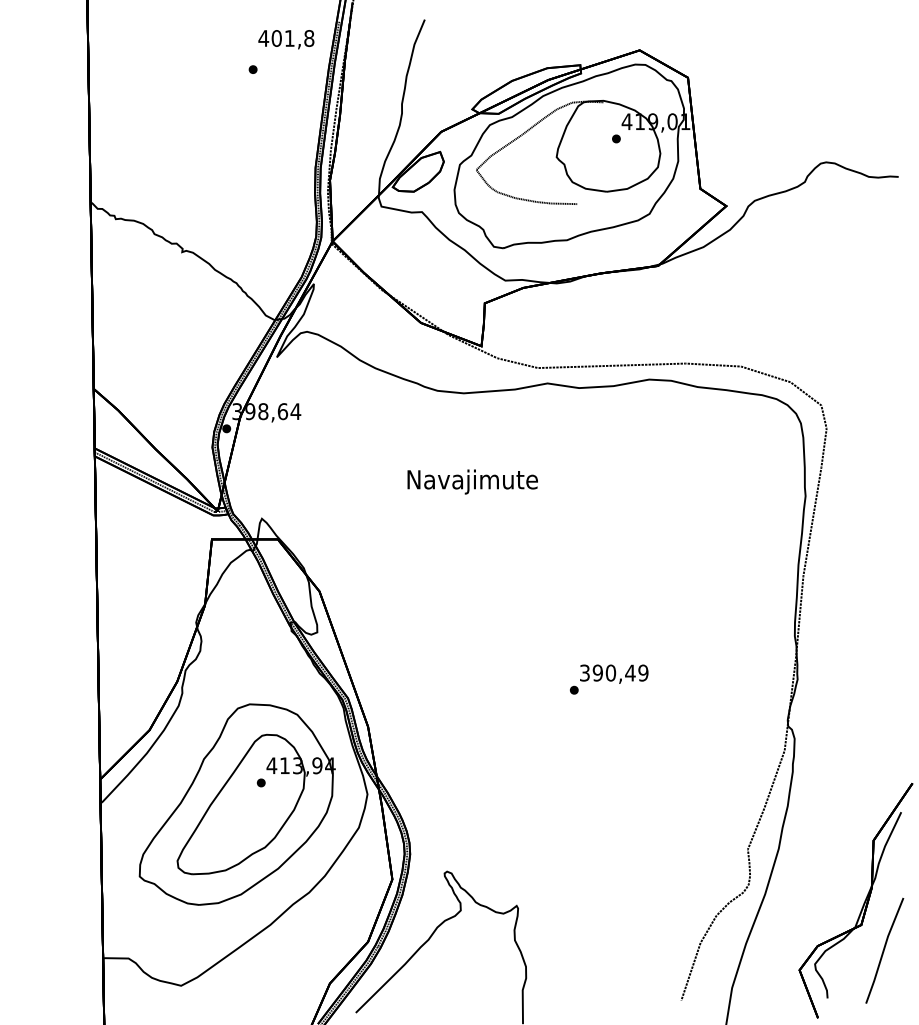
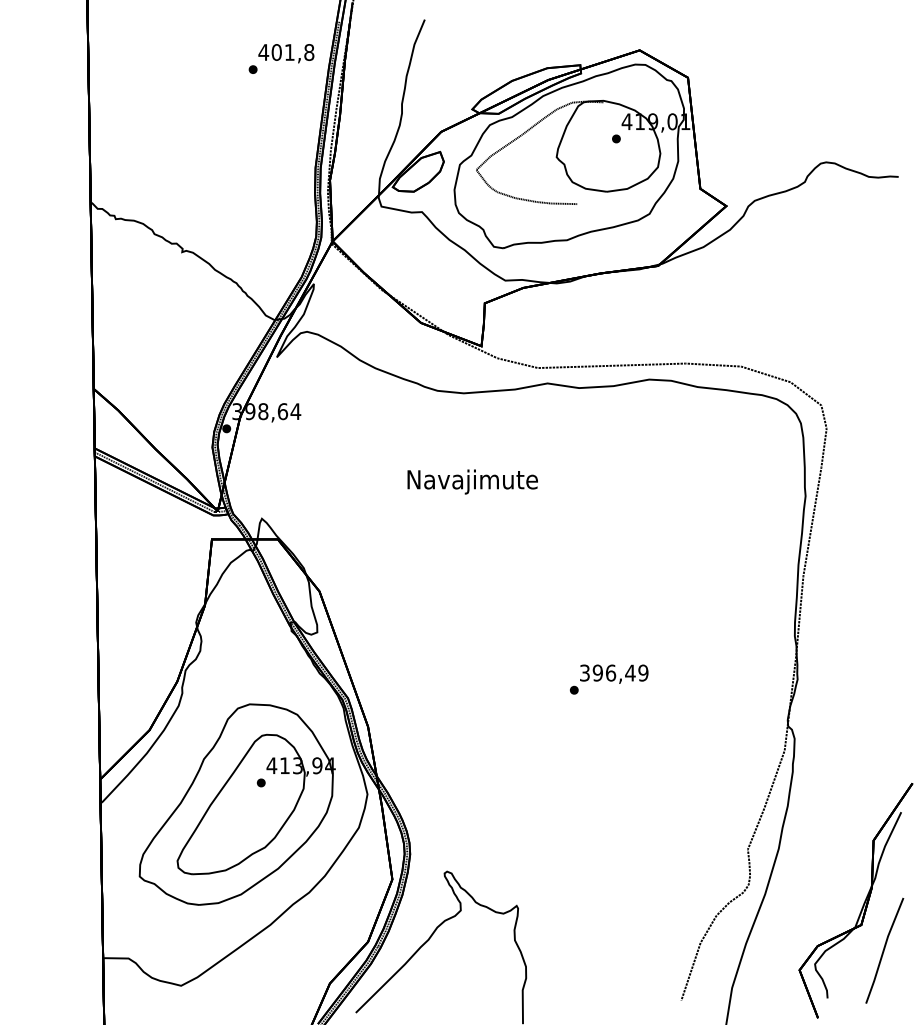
text position: (286, 39) -> (286, 53) (286, 53)
text: 390,49 -> 396,49 (611, 672)
